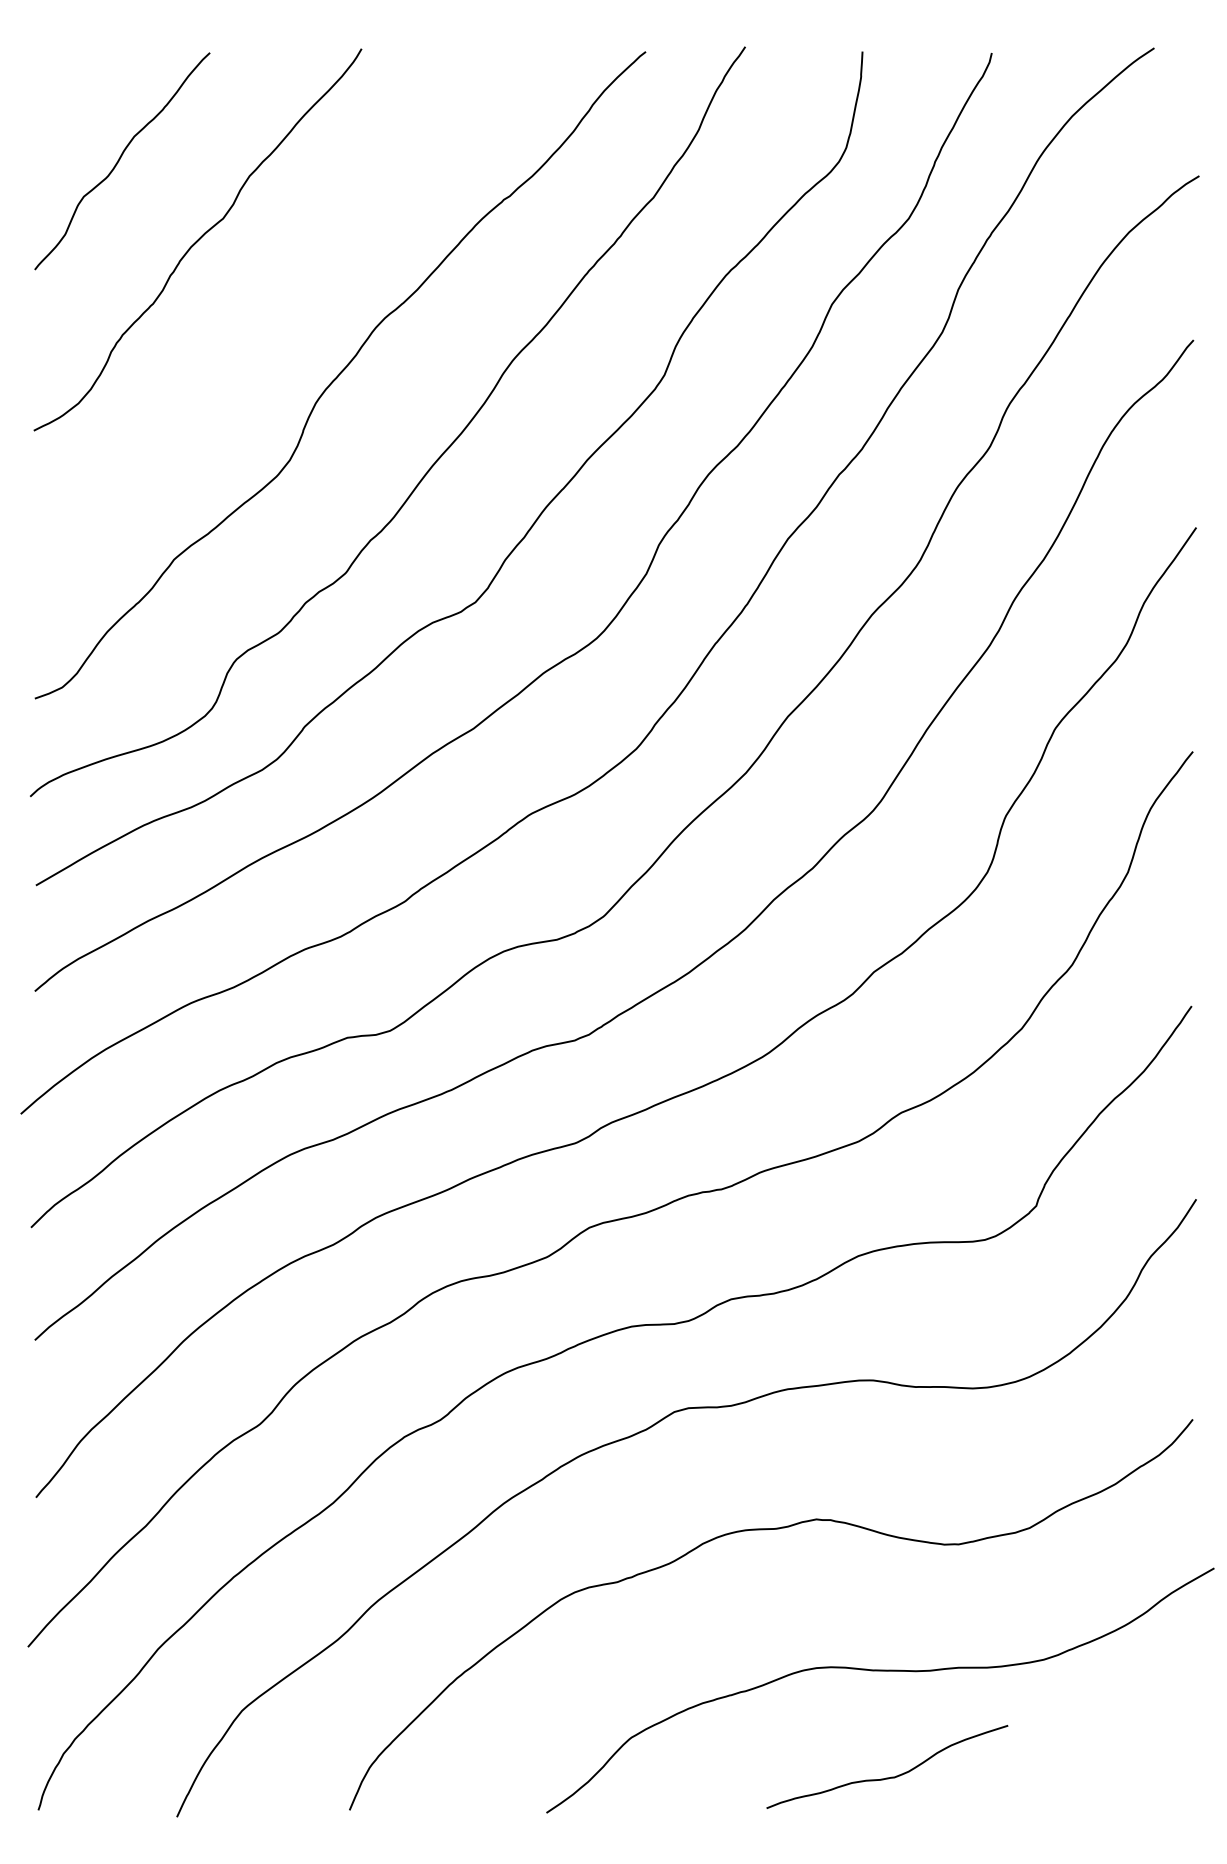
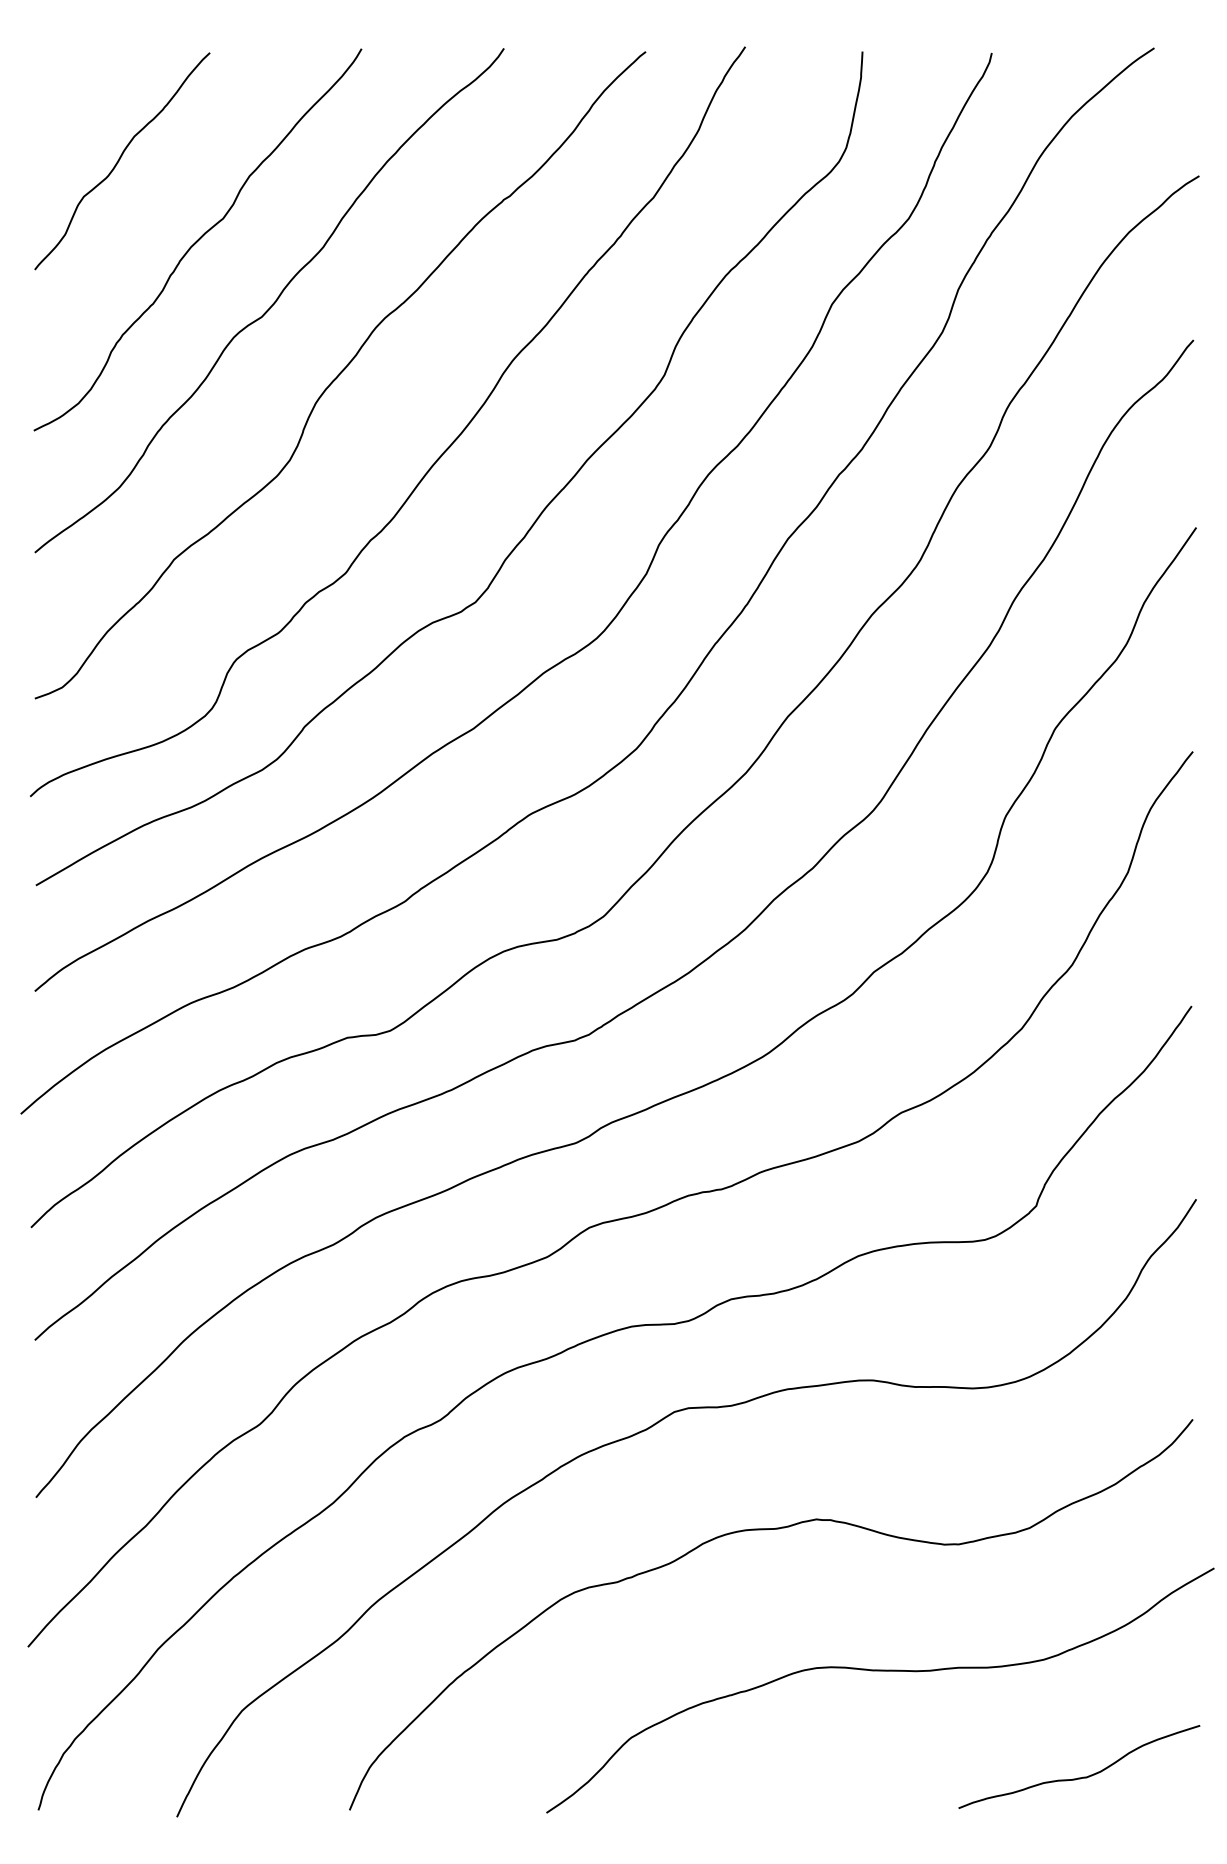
curve: none -> present (272, 303)
curve position: (891, 1776) -> (1083, 1776) (1083, 1776)
